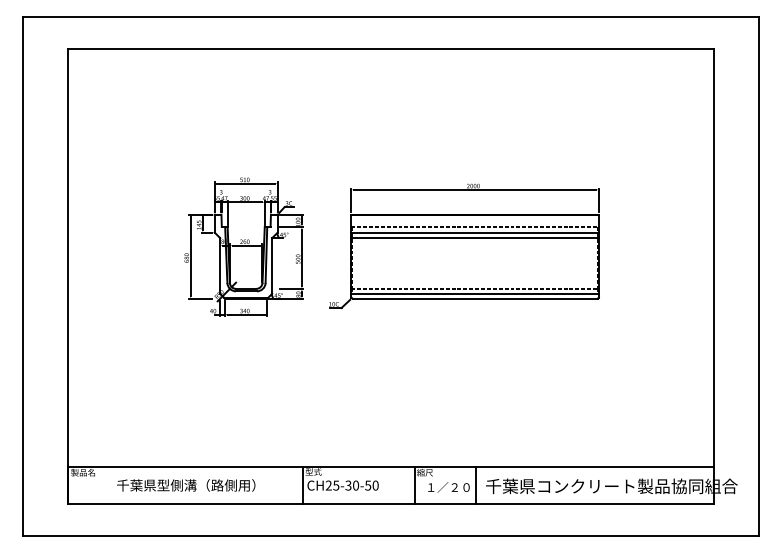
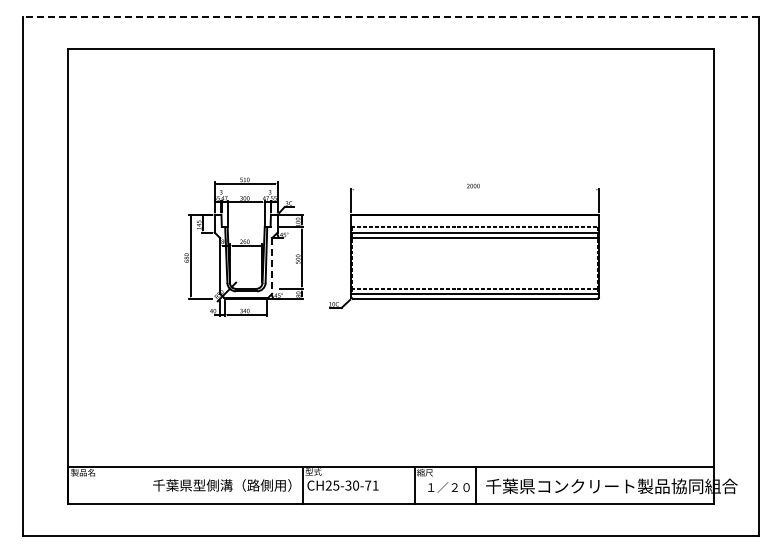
line: solid -> dashed (391, 16)
line: present -> none (475, 189)
line: solid -> dashed (272, 265)
text position: (186, 485) -> (222, 485) (222, 485)
text: CH25-30-50 -> CH25-30-71 (371, 485)
